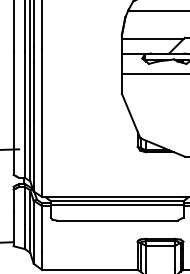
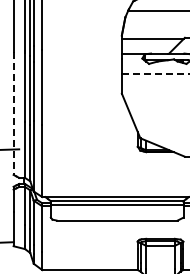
line: solid -> dashed (155, 73)
line: solid -> dashed (13, 113)
